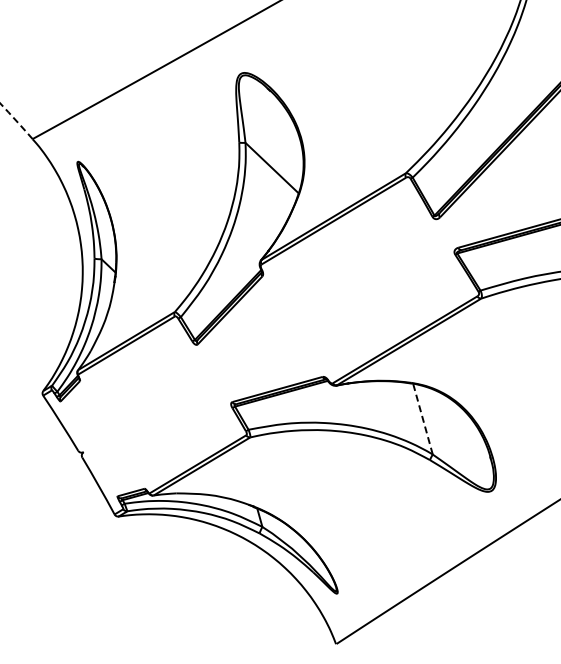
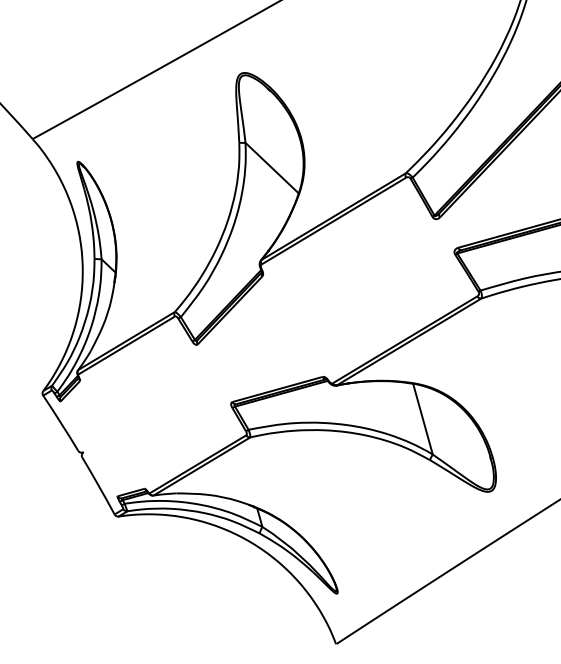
arc: dashed -> solid (16, 120)
line: dashed -> solid (422, 419)
